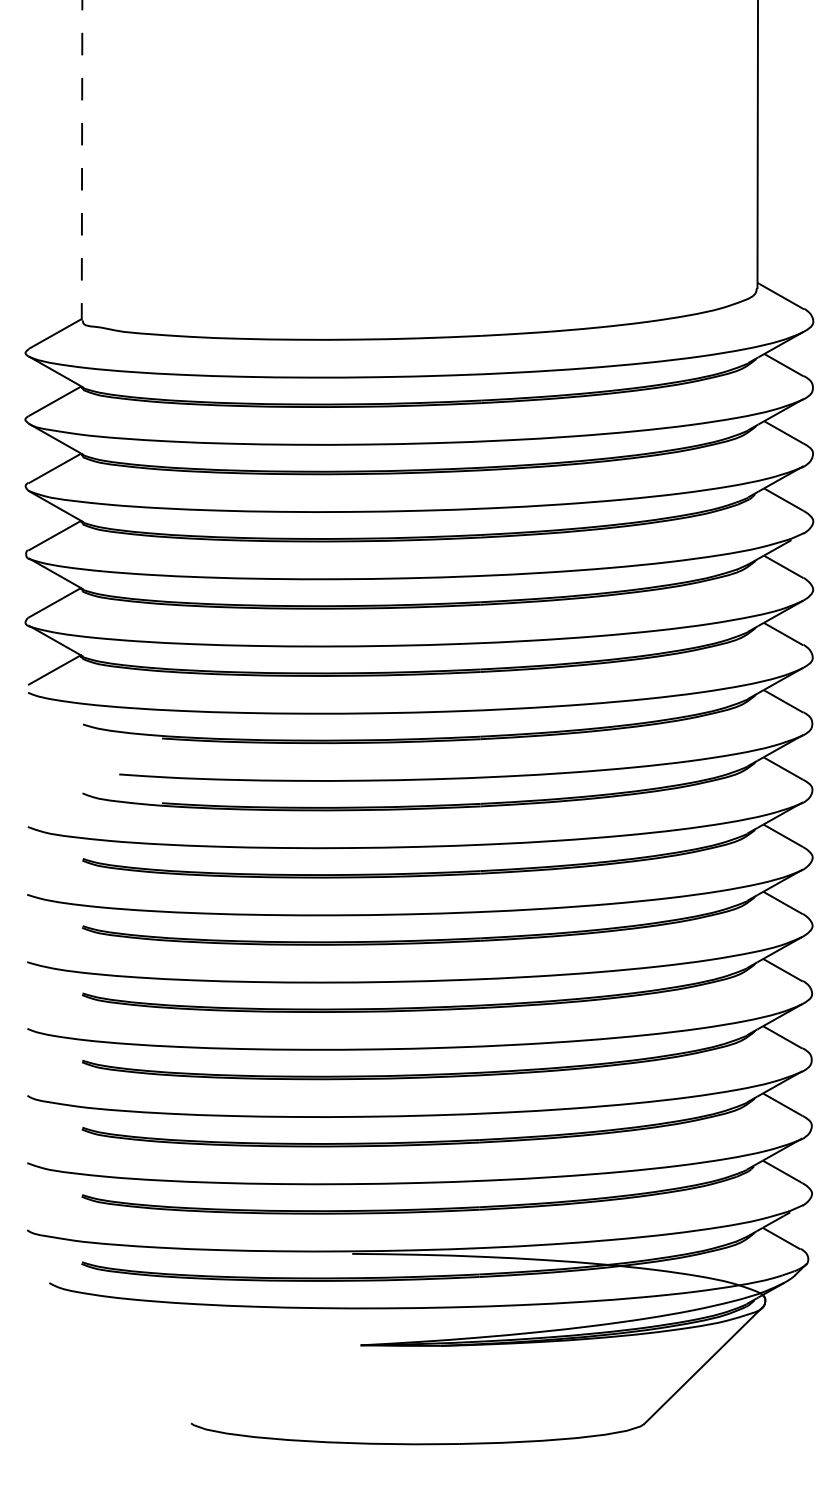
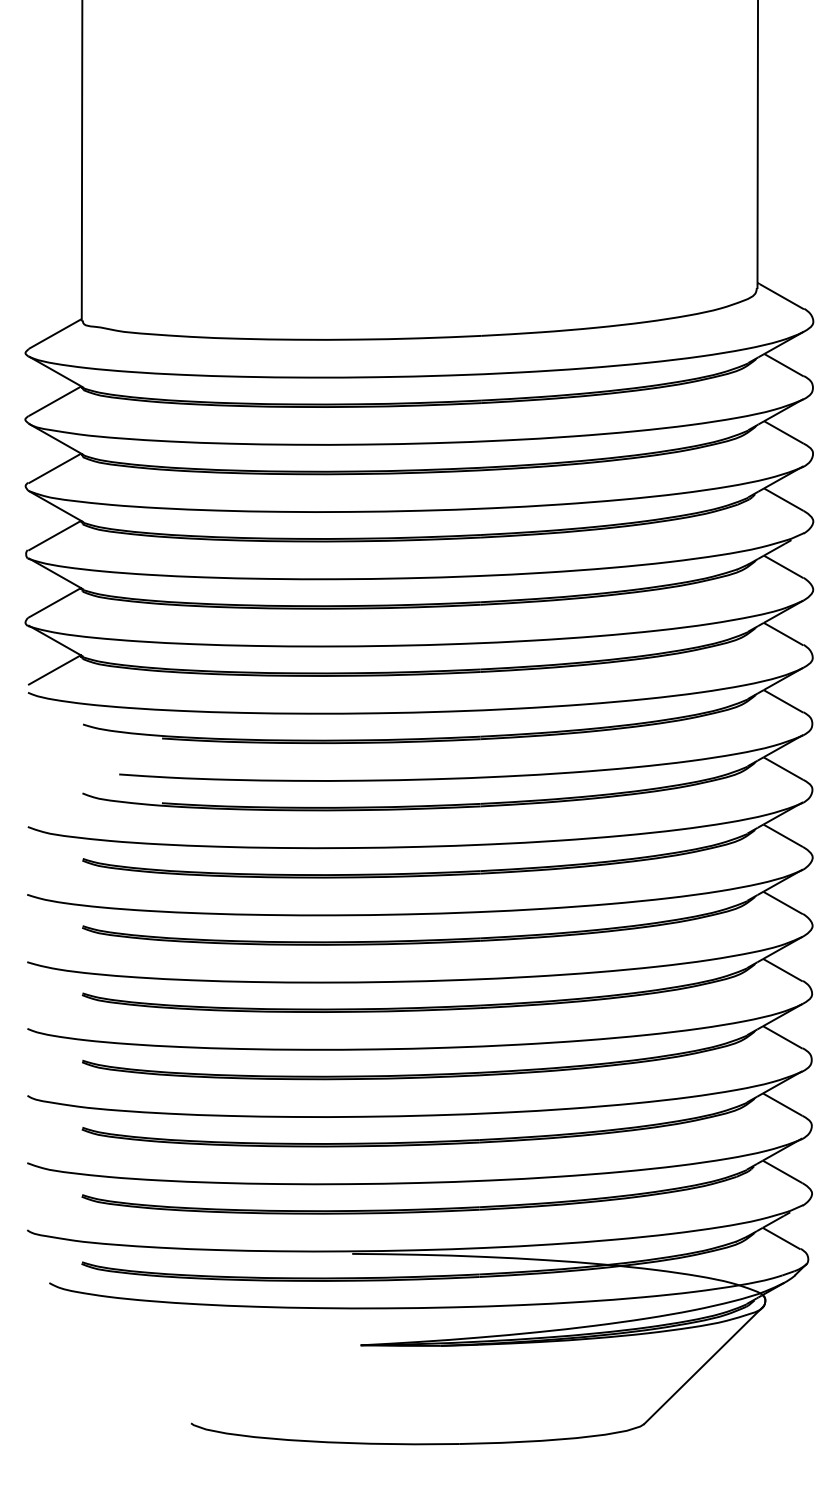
line: dashed -> solid (82, 160)
